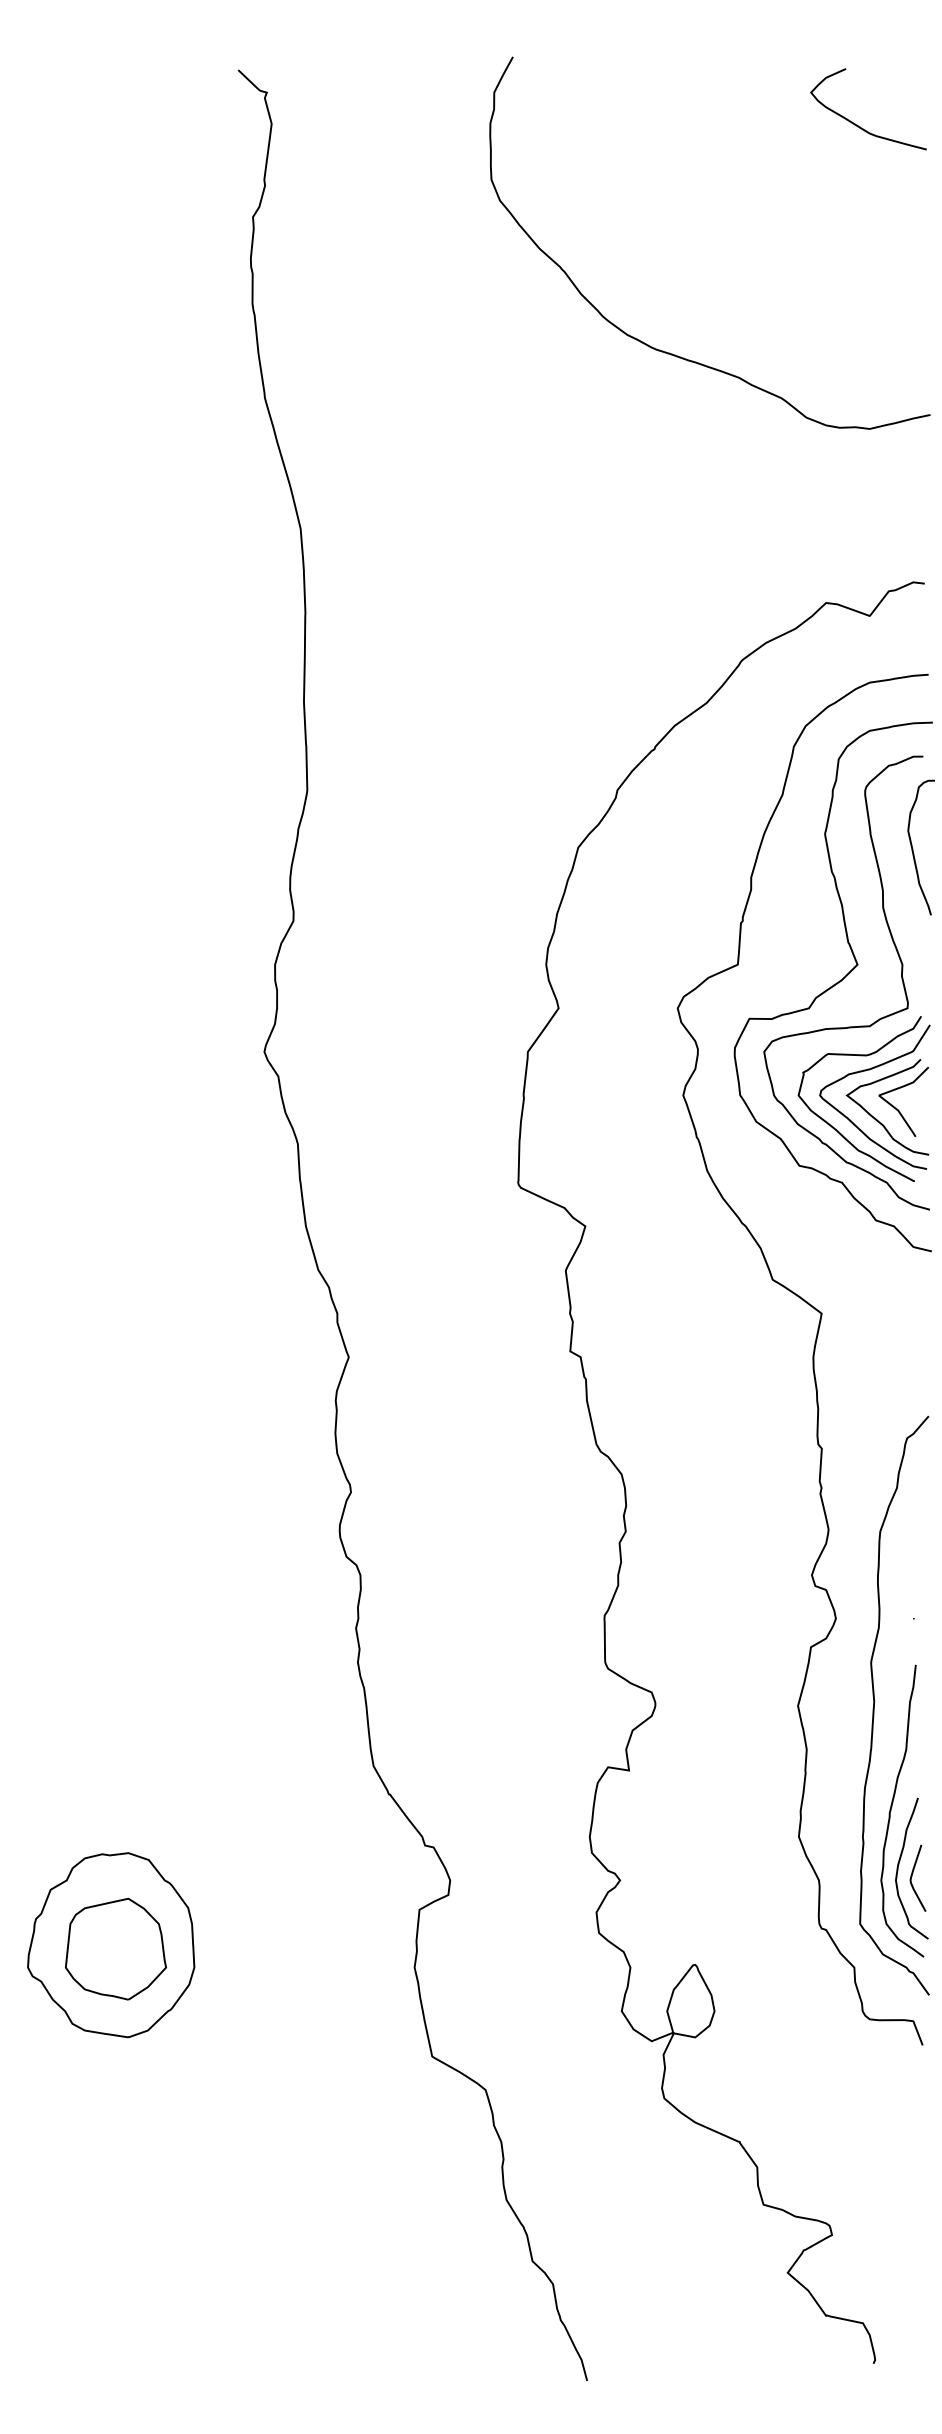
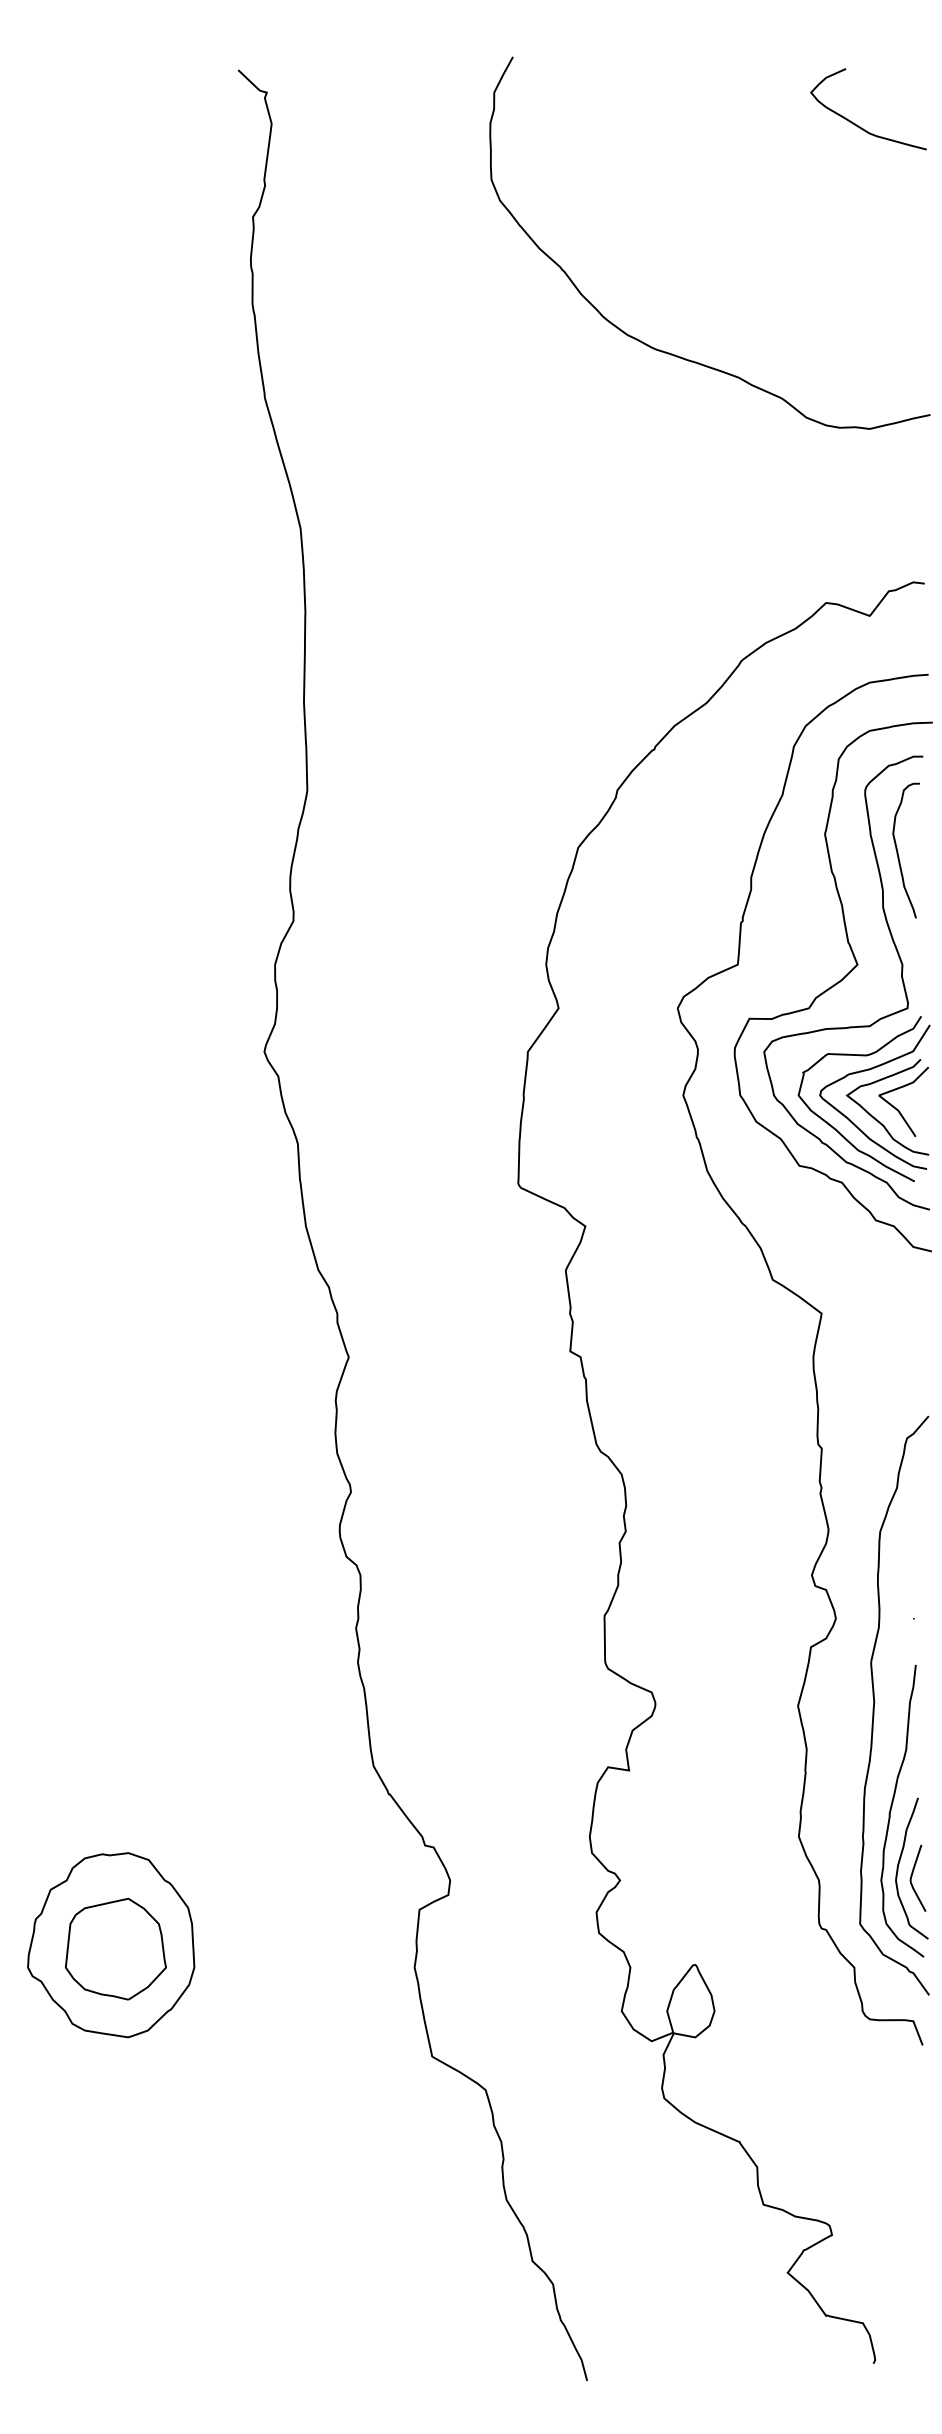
curve position: (913, 848) -> (898, 851) (898, 851)
